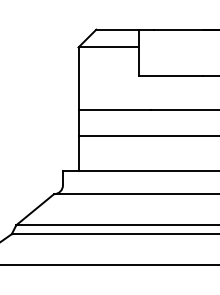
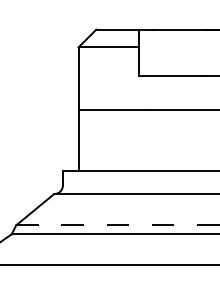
line: present -> none (147, 136)
line: solid -> dashed (118, 225)
